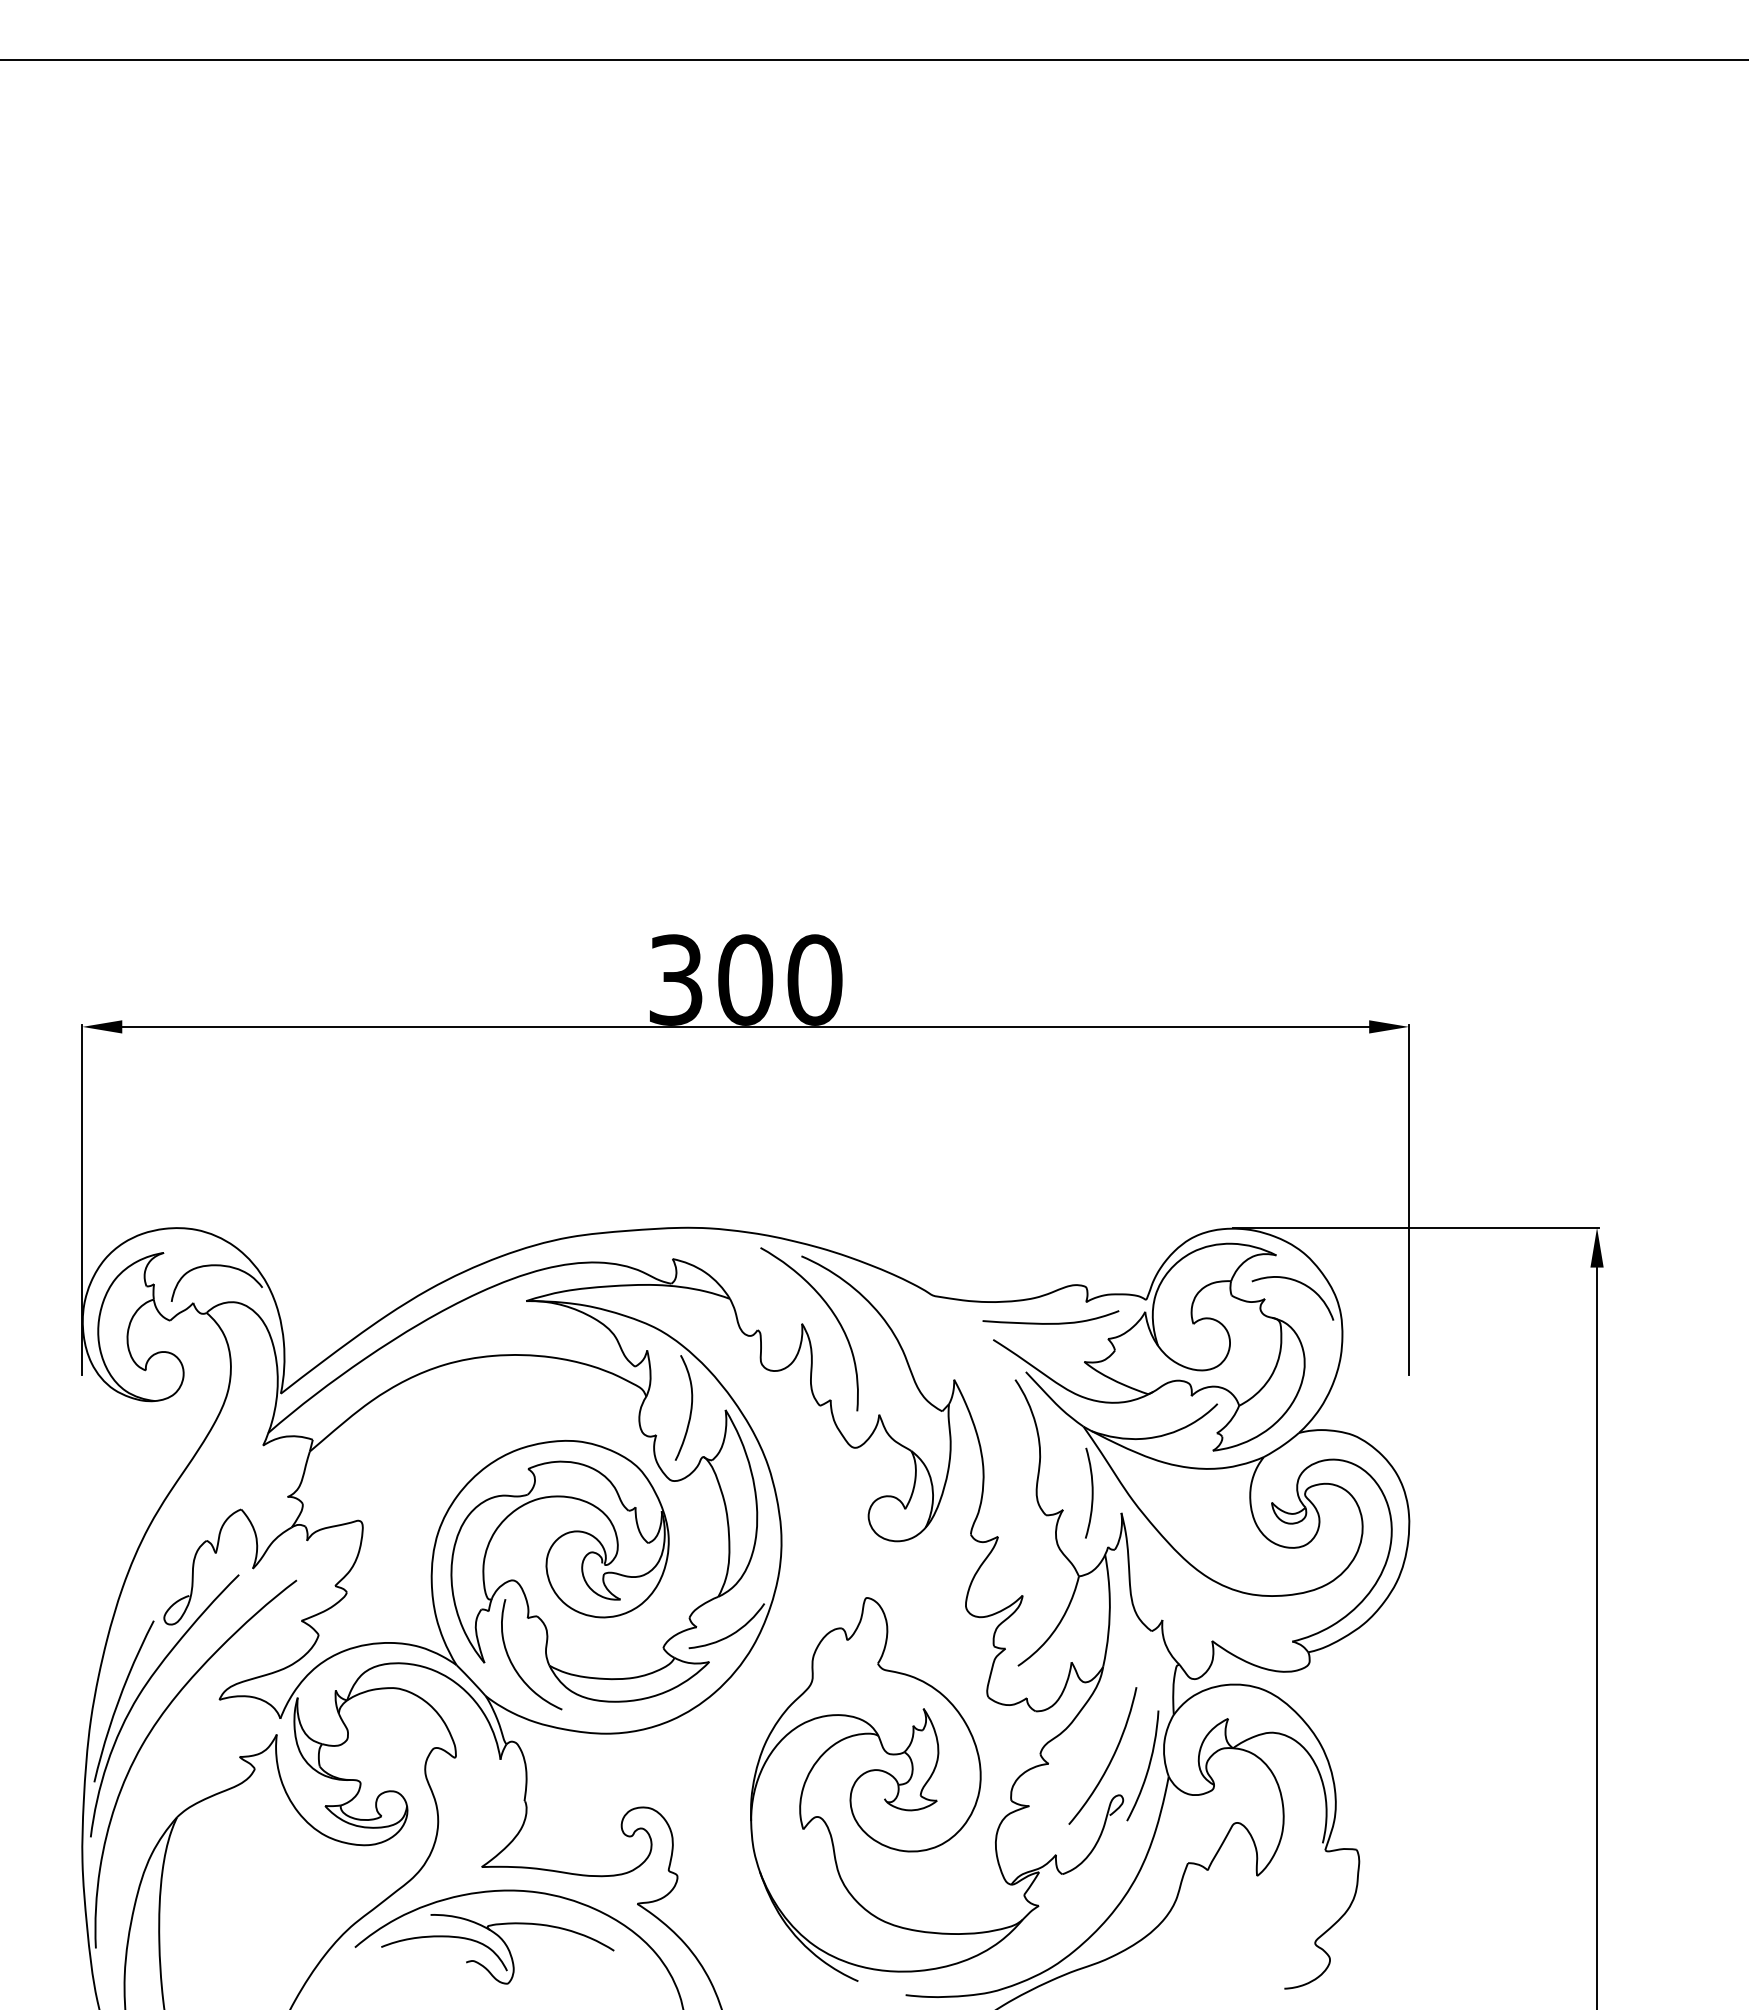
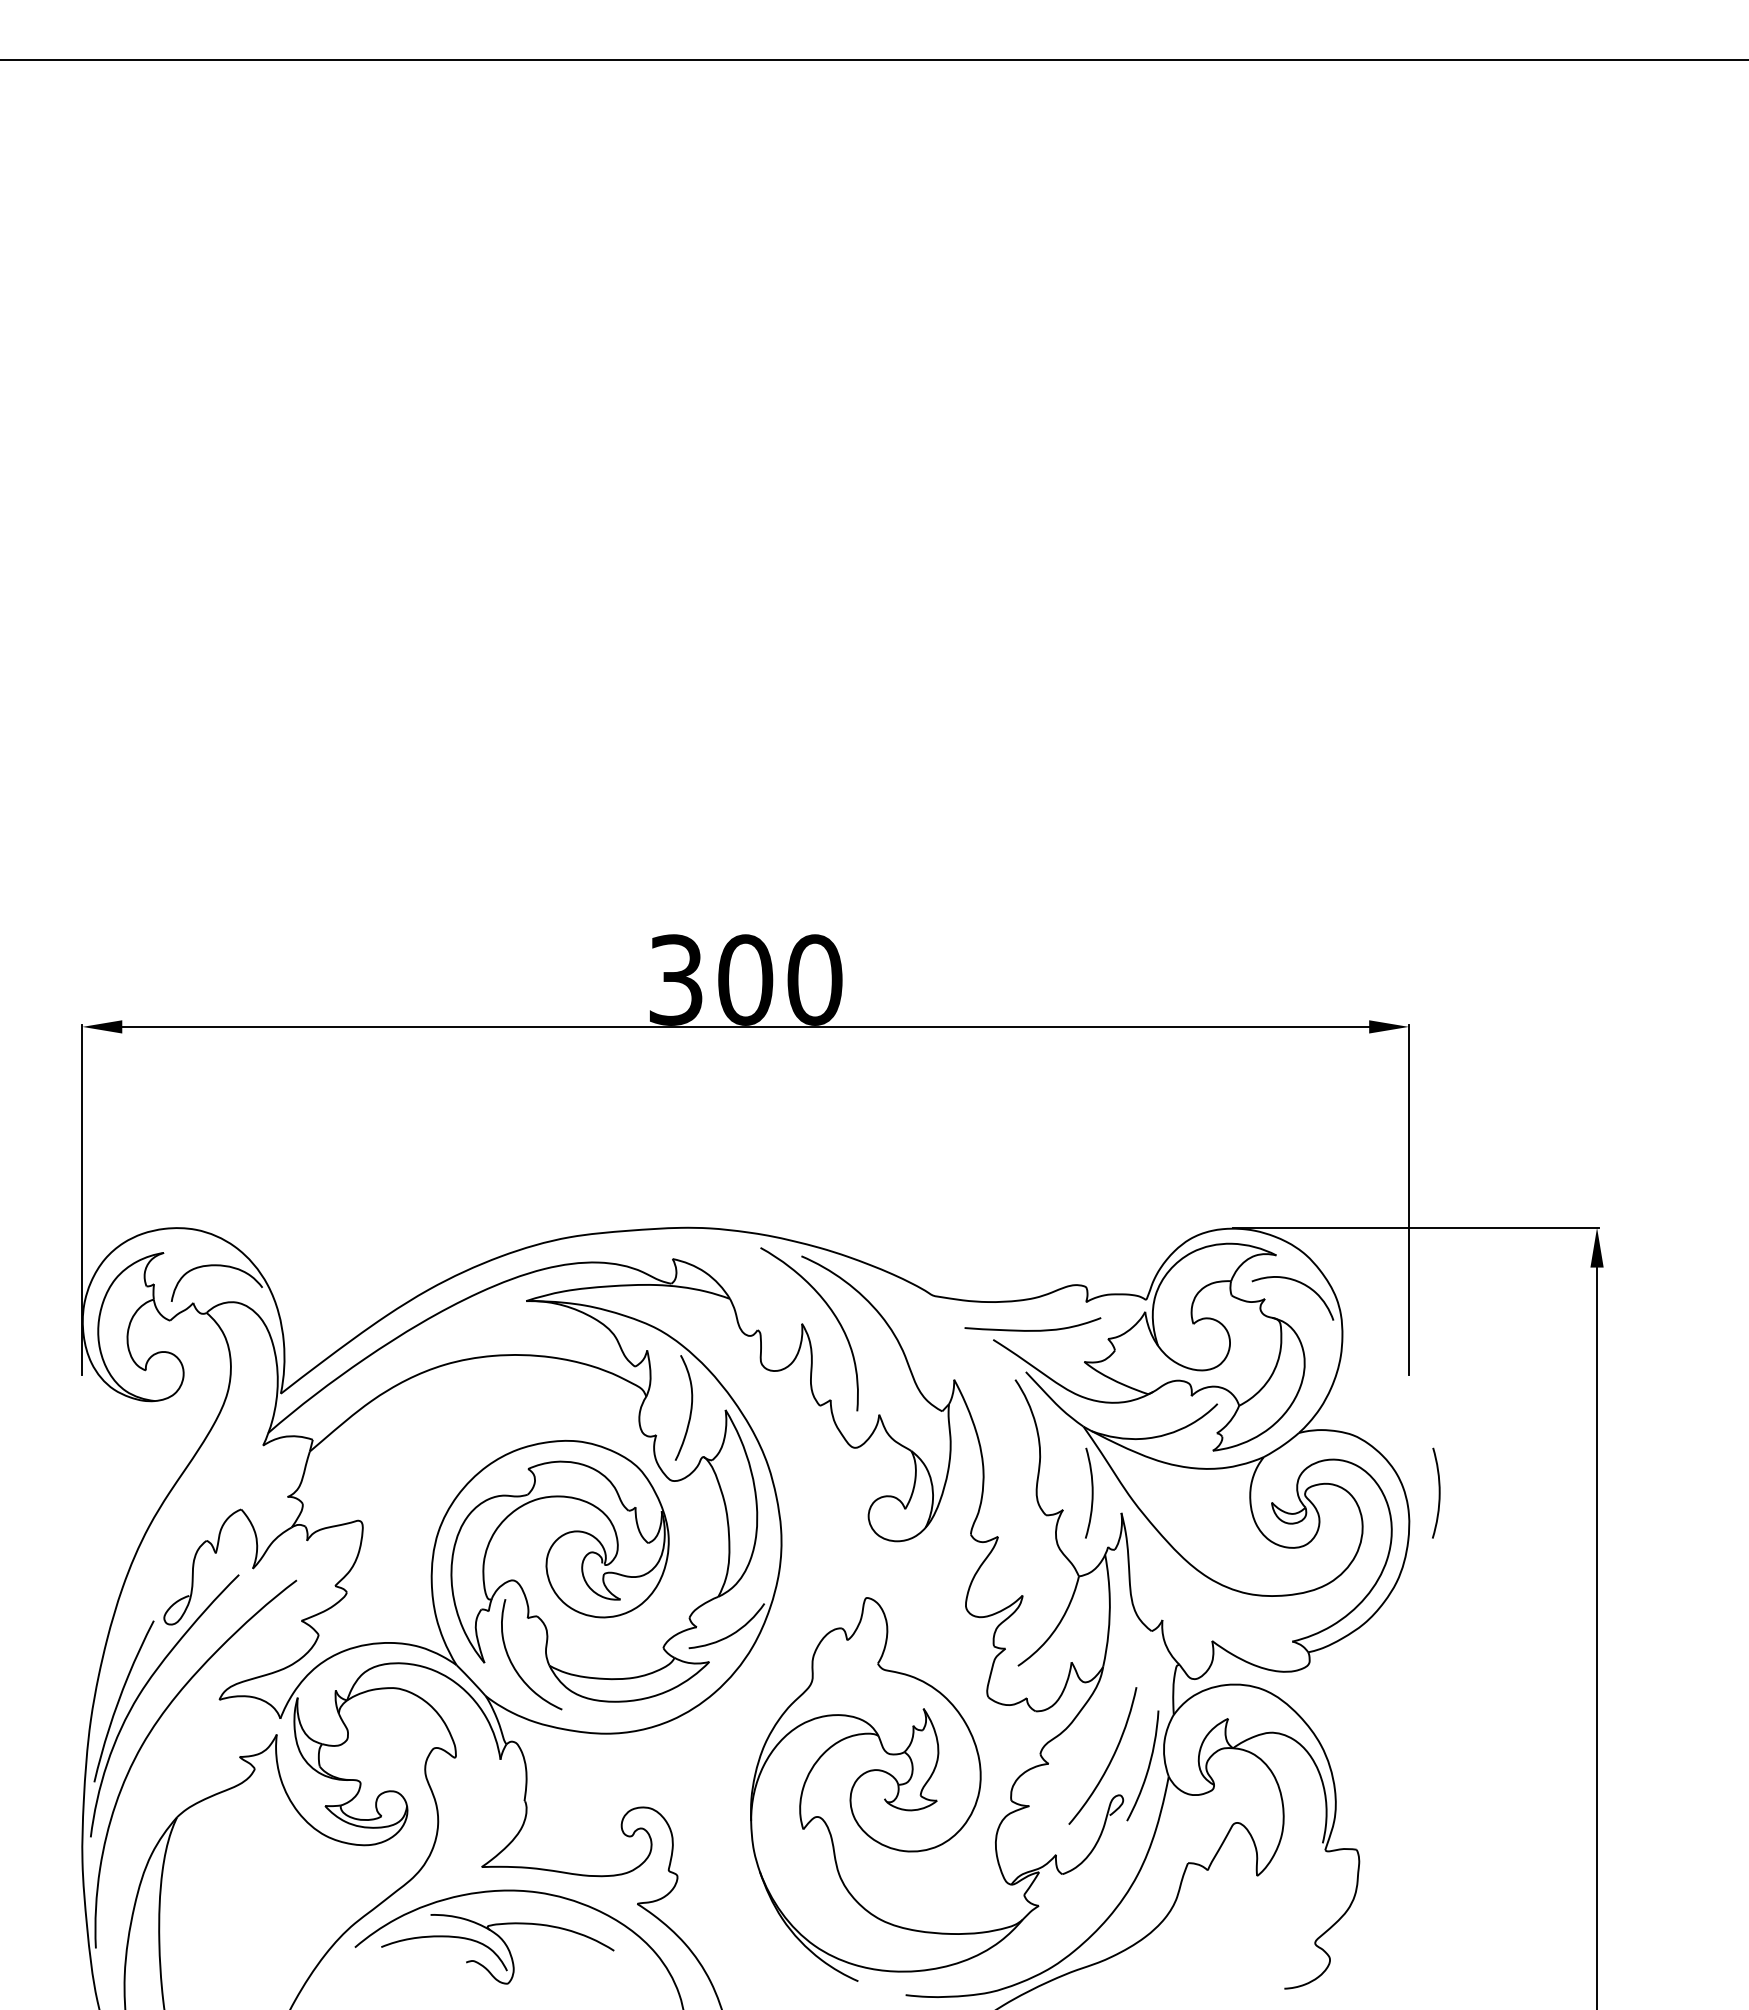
curve position: (1052, 1322) -> (1034, 1329) (1034, 1329)
curve: none -> present (1438, 1492)
